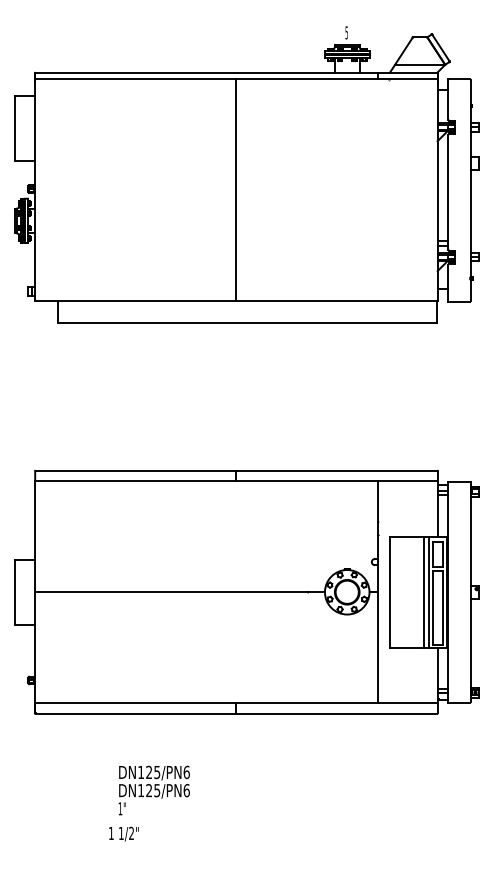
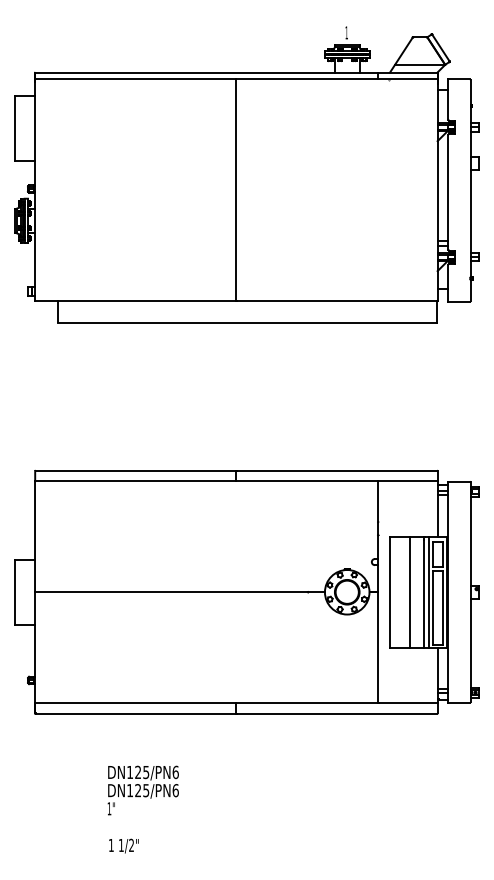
text: 5 -> 1 (346, 32)
line: none -> present (409, 591)
text position: (153, 790) -> (142, 790) (142, 790)
text position: (123, 833) -> (123, 845) (123, 845)
